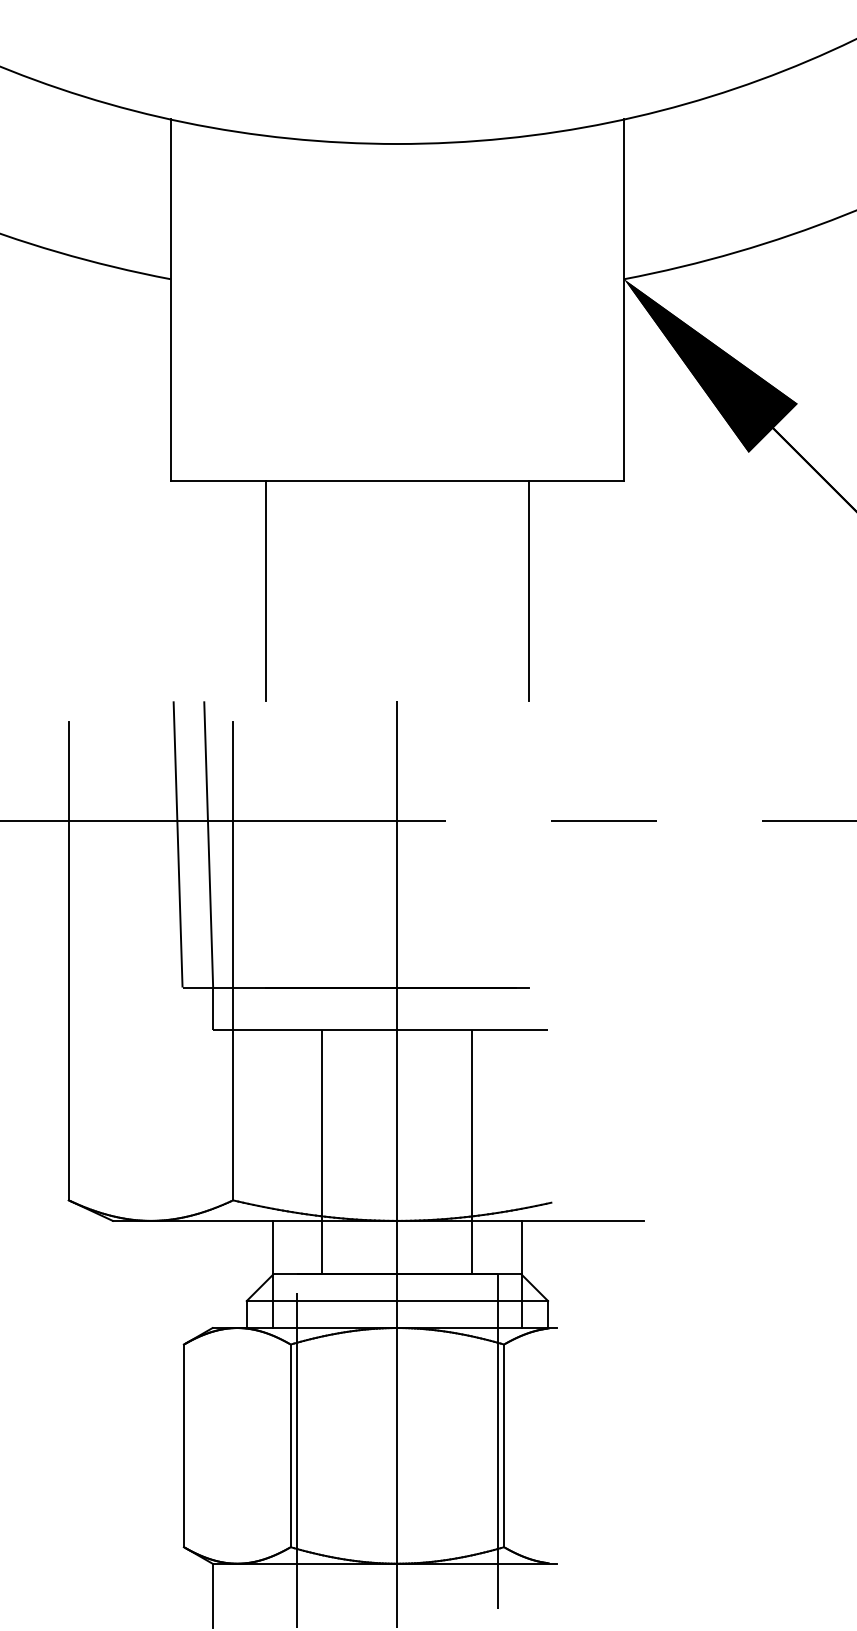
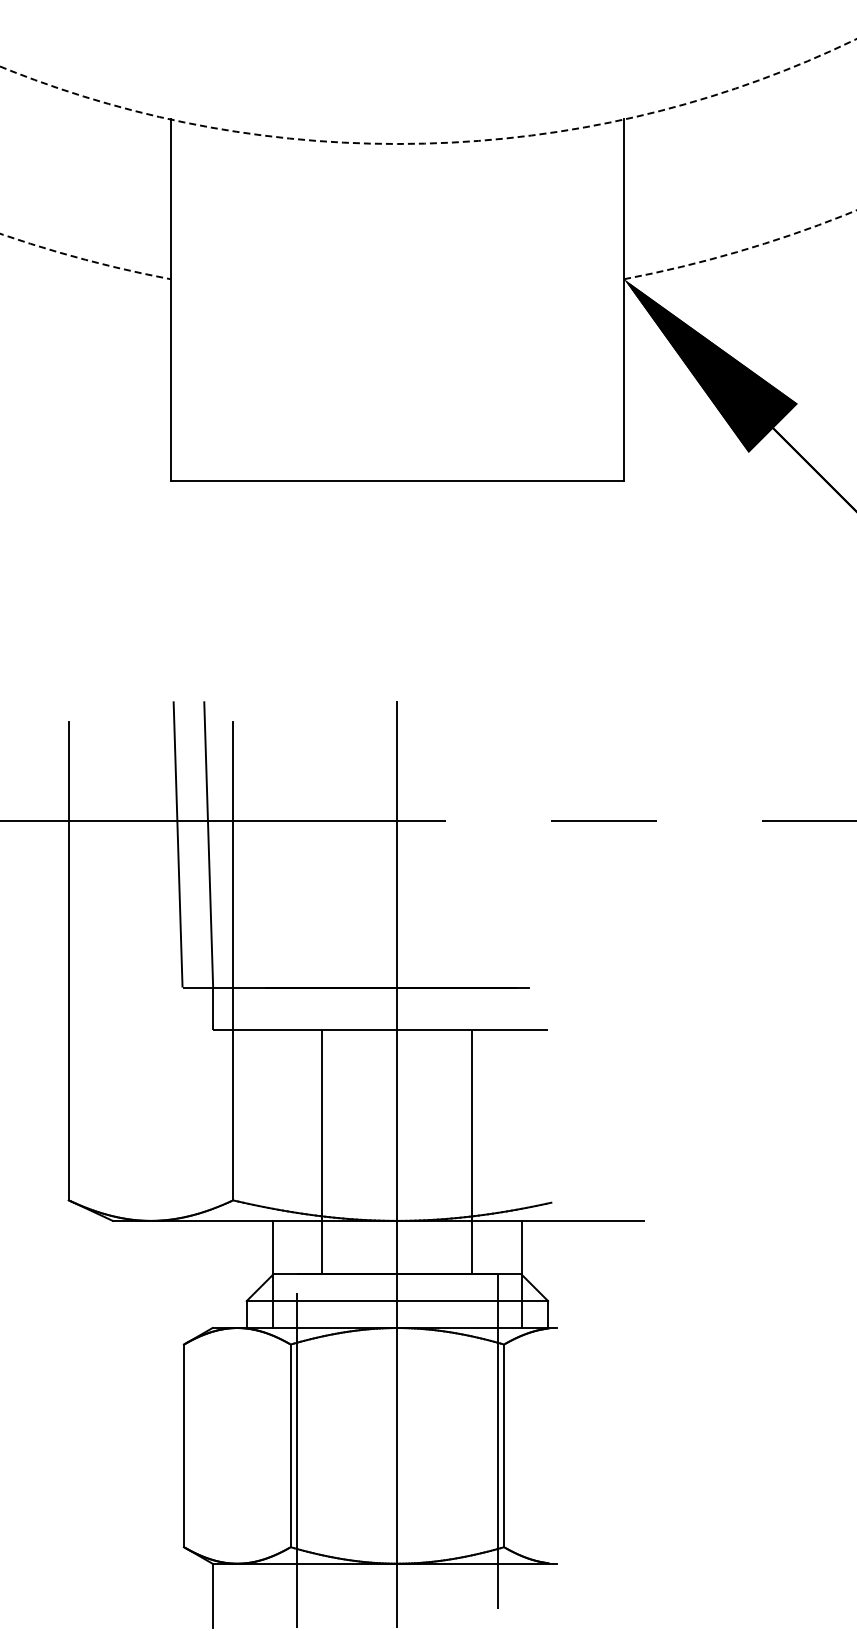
circle: solid -> dashed (428, 91)
arc: solid -> dashed (826, 222)
line: present -> none (265, 591)
line: present -> none (529, 591)
